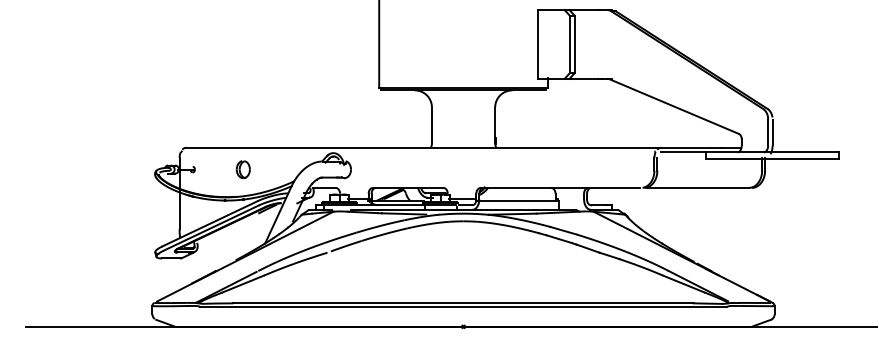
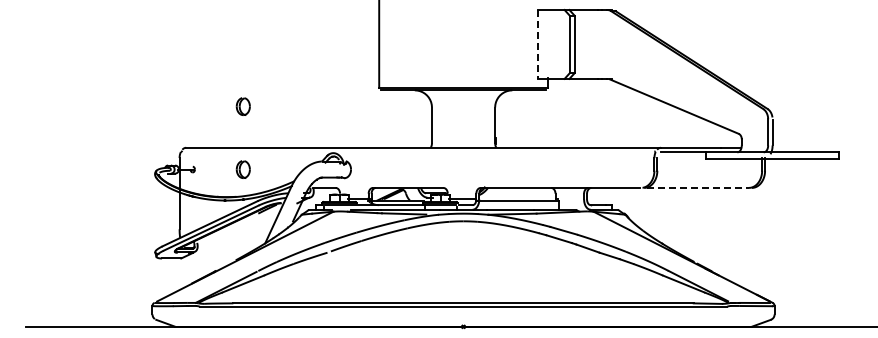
line: solid -> dashed (537, 44)
part: none -> present (242, 106)
line: solid -> dashed (698, 187)
